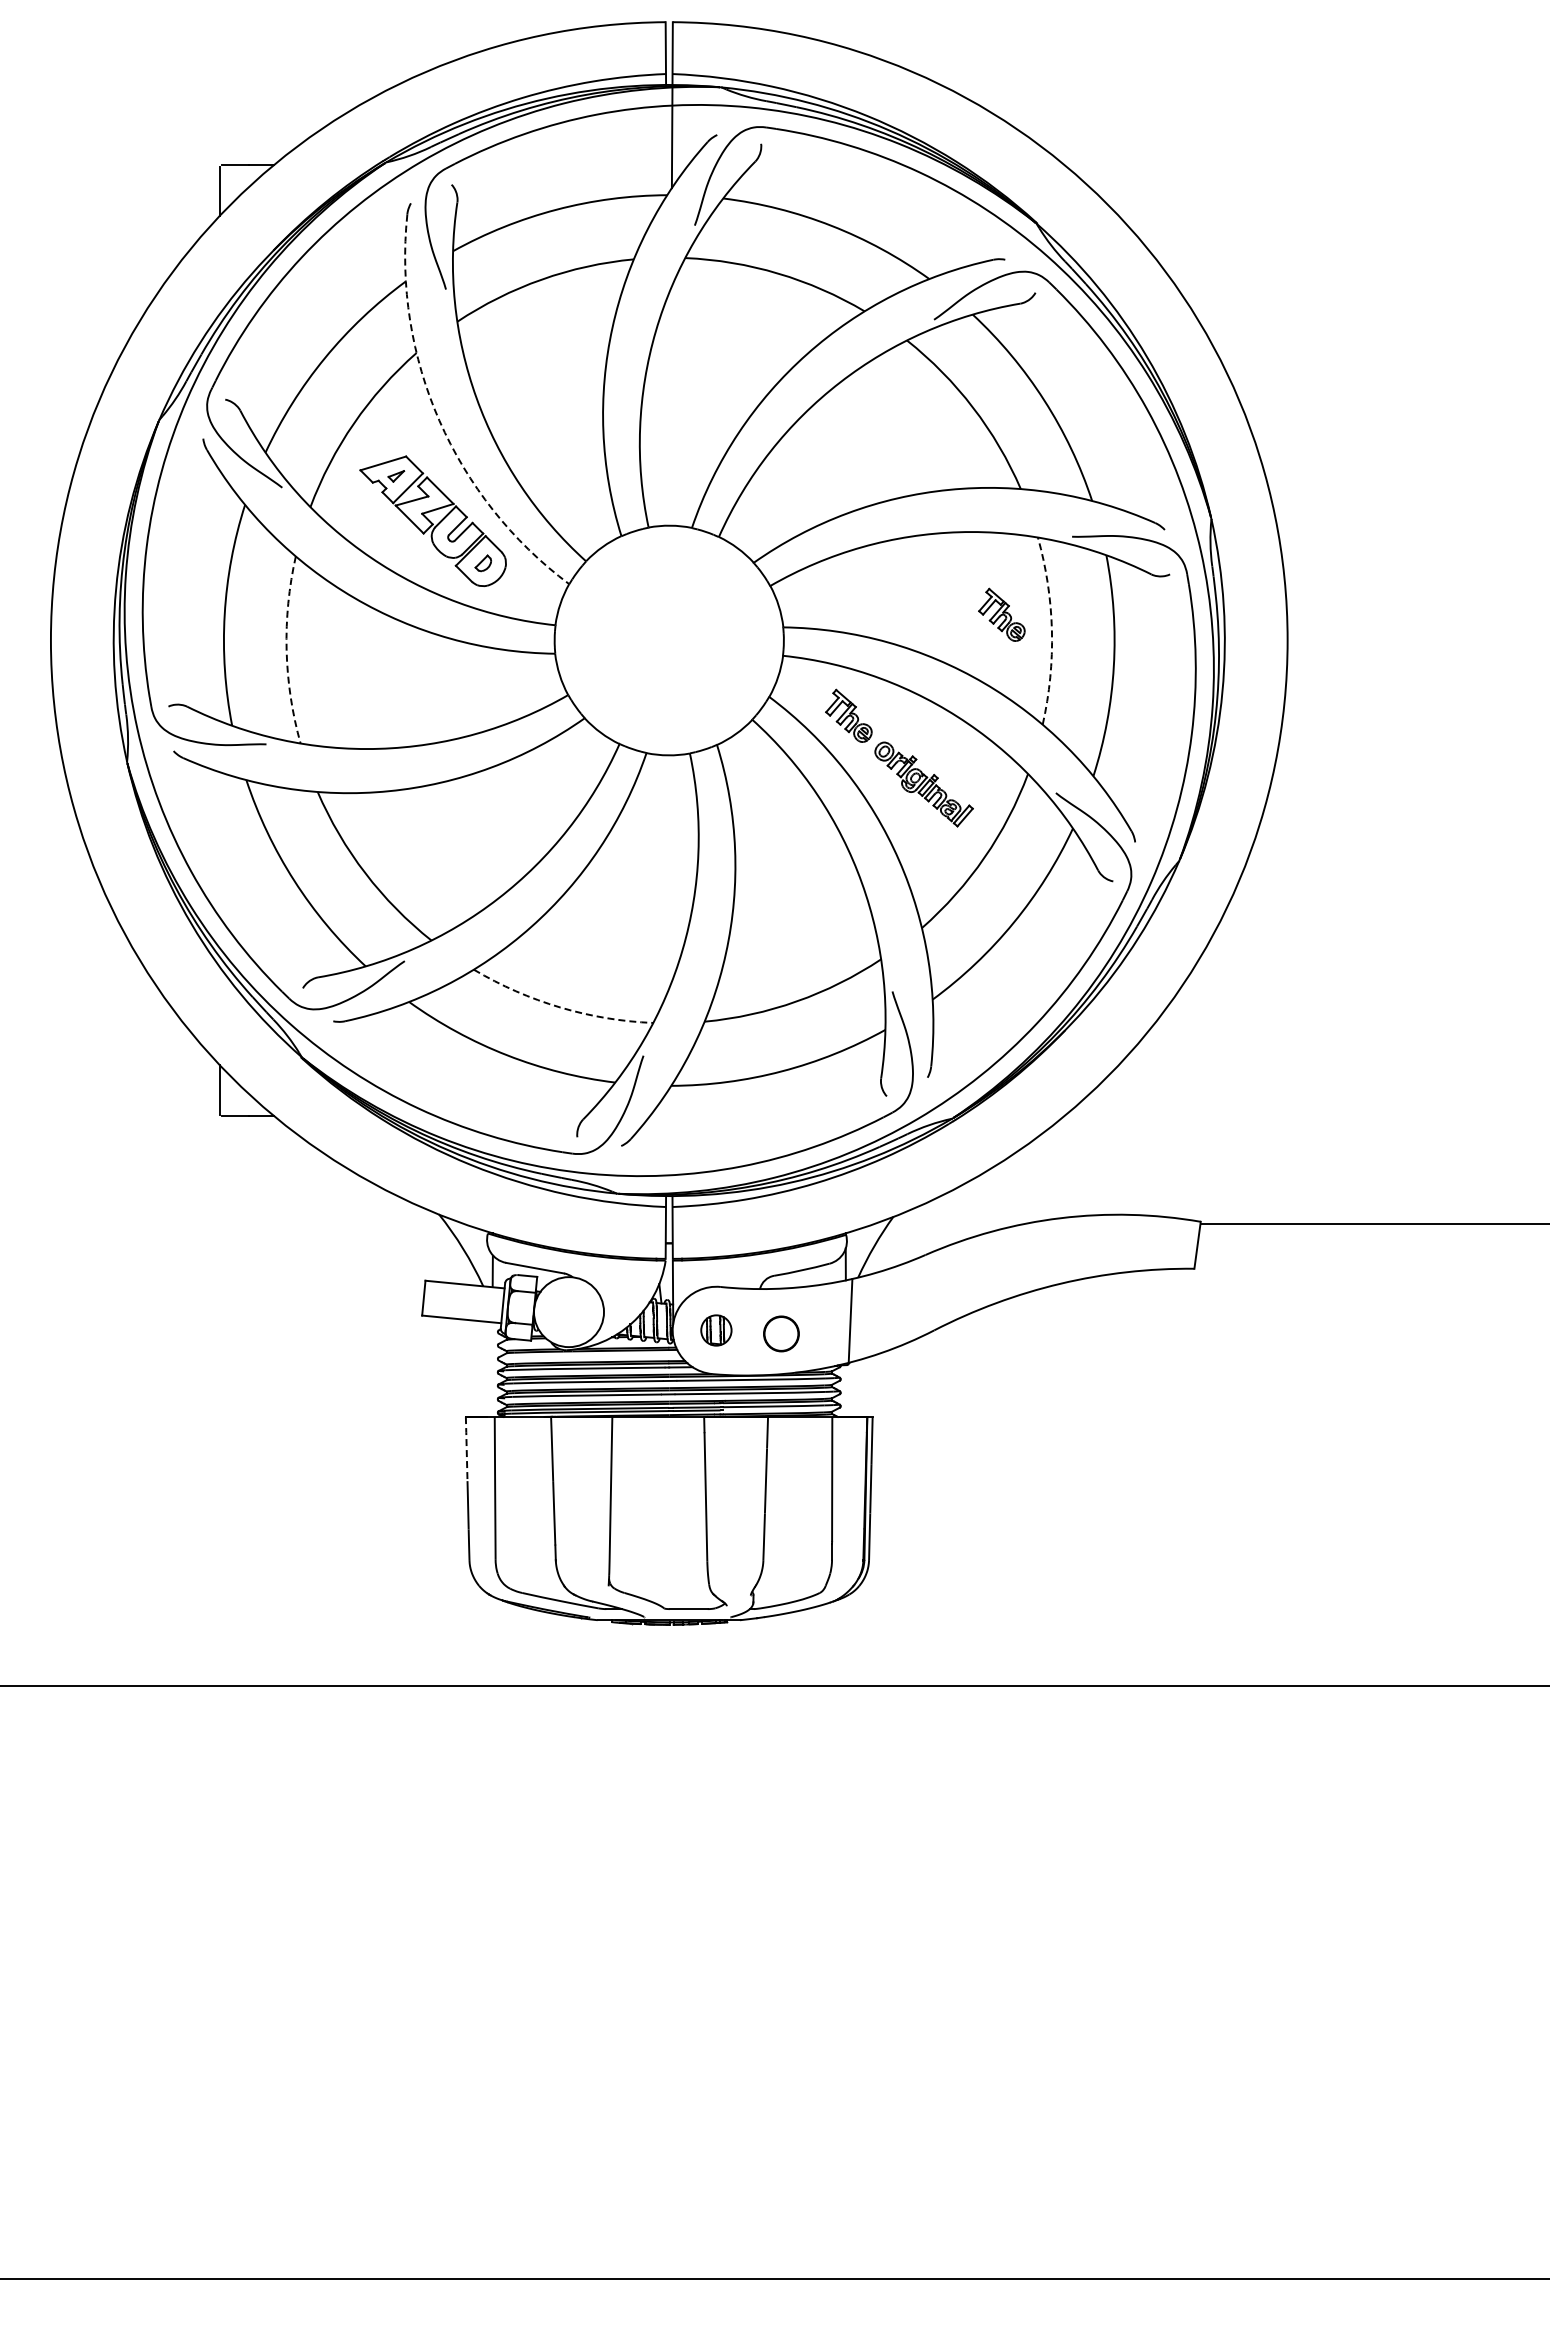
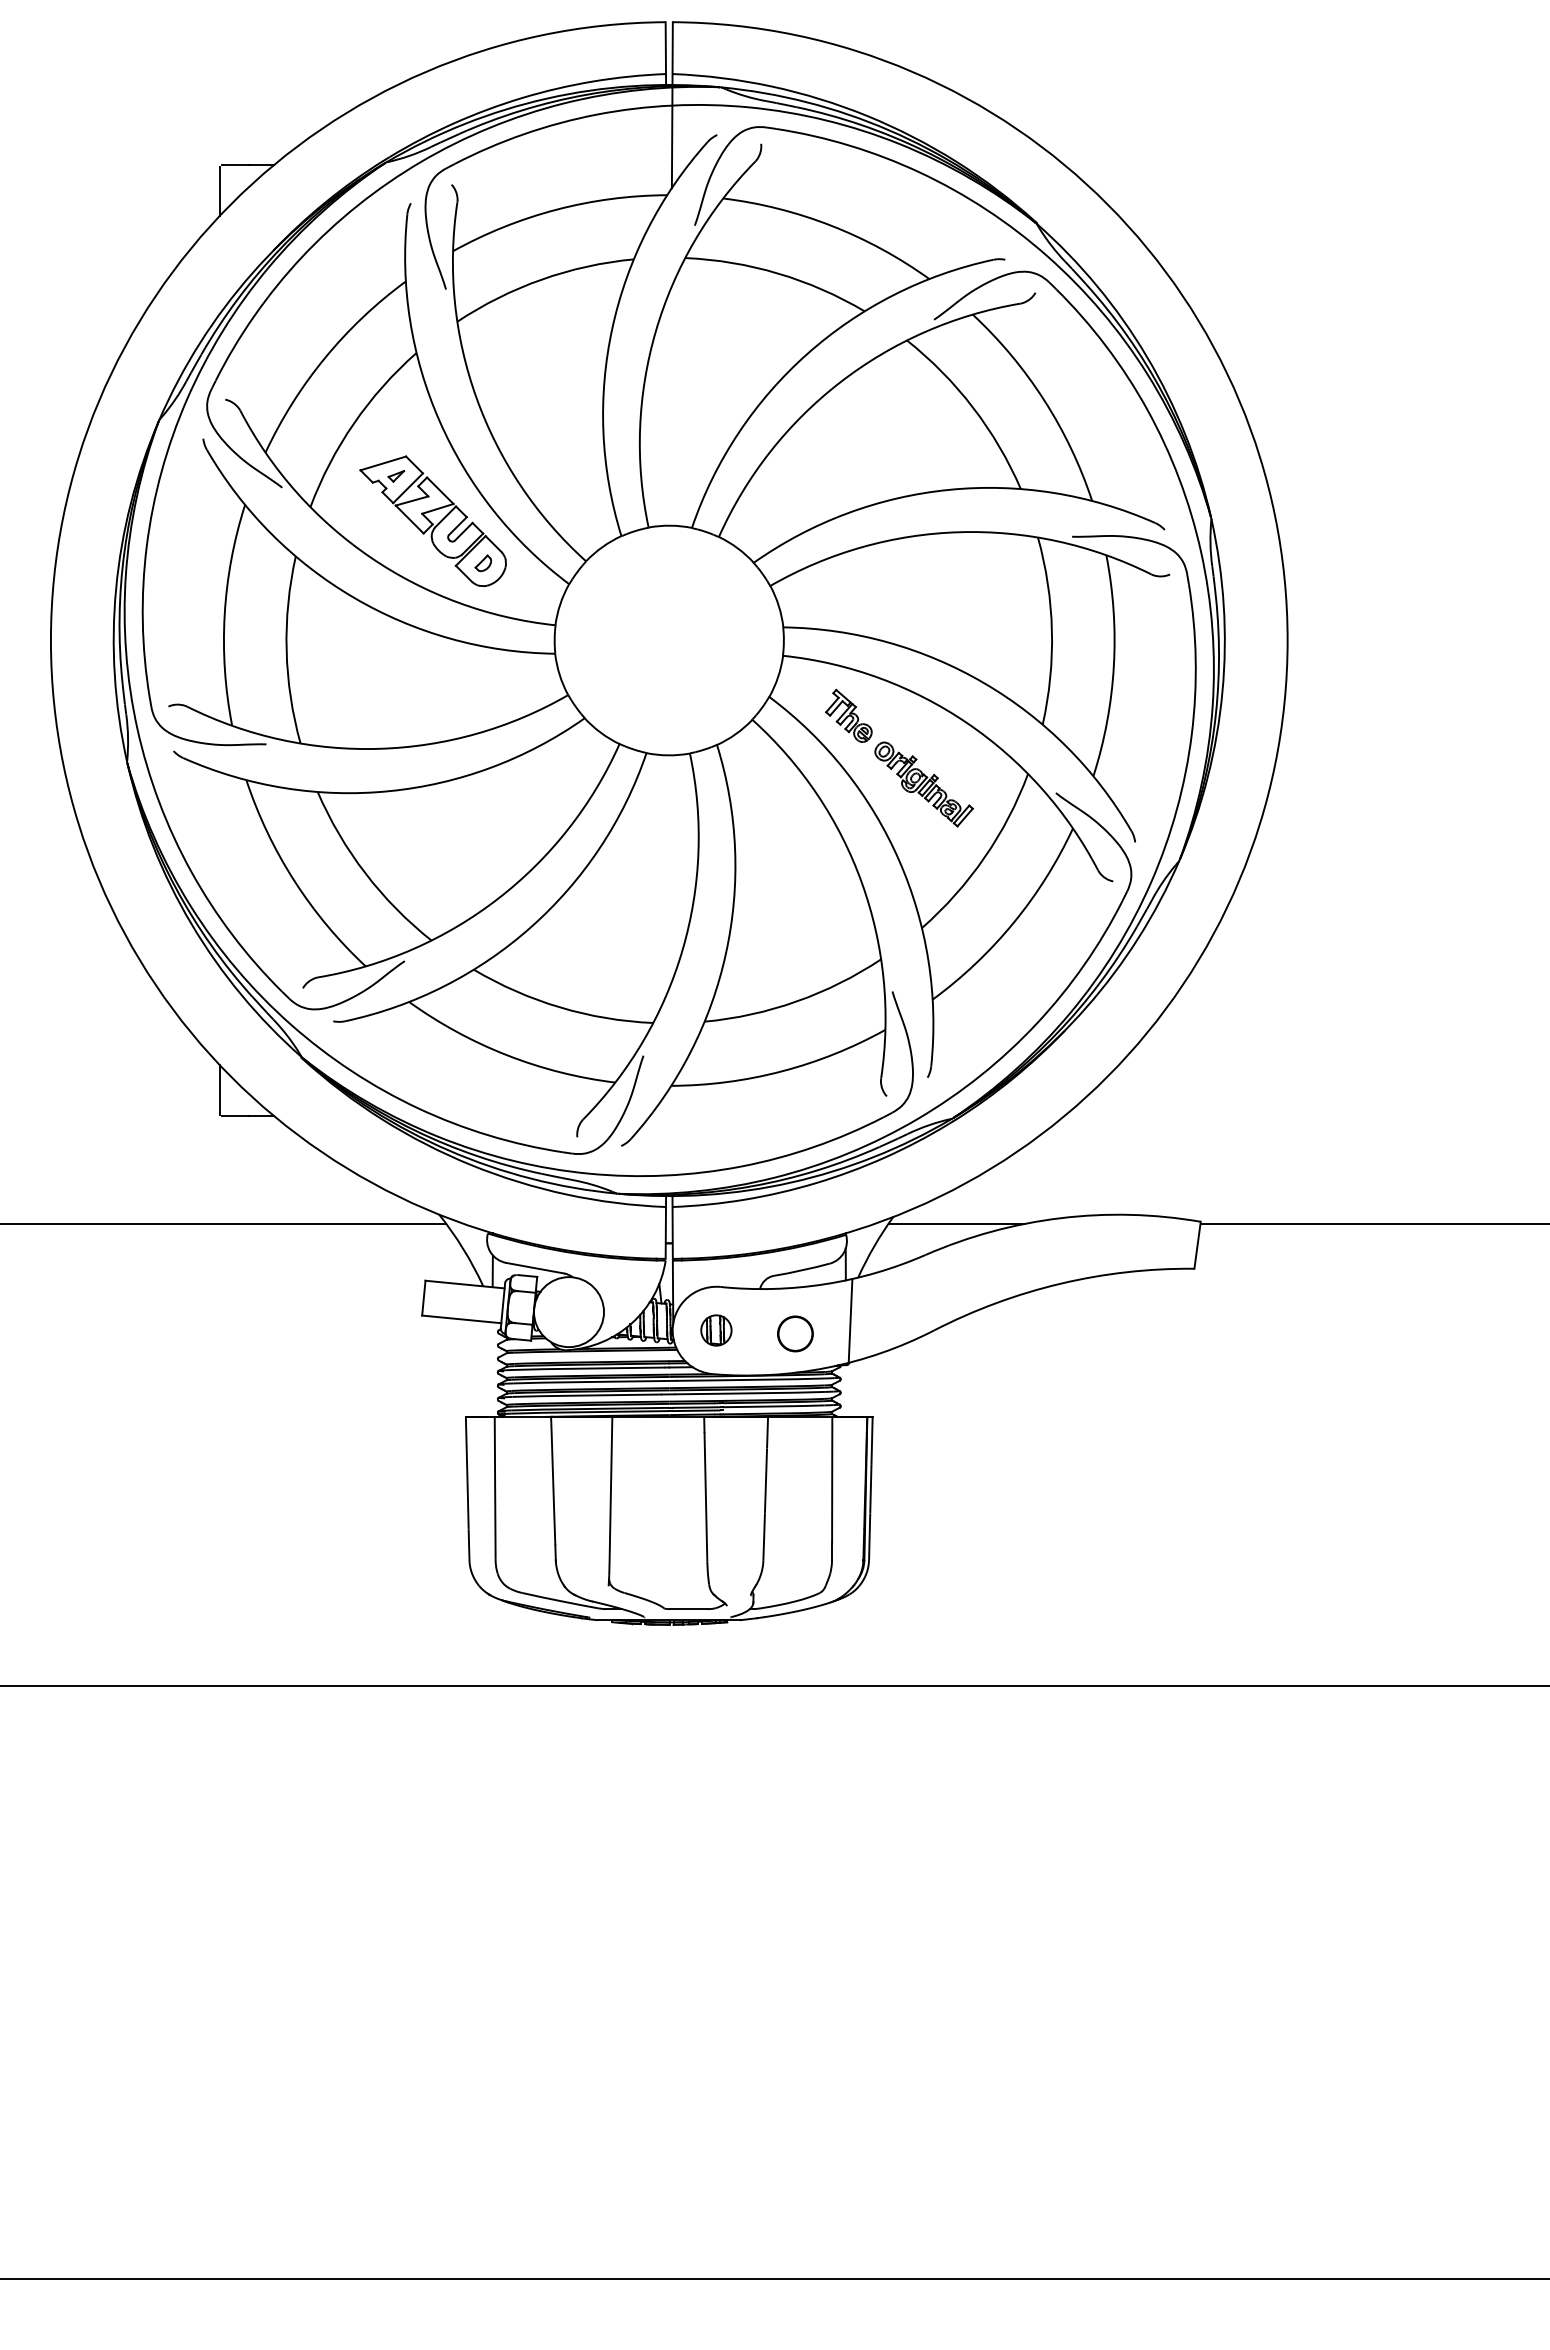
arc: dashed -> solid (439, 420)
part: present -> none (1001, 614)
arc: dashed -> solid (1051, 630)
arc: dashed -> solid (286, 650)
arc: dashed -> solid (560, 1007)
line: none -> present (223, 1223)
line: none -> present (956, 1223)
circle position: (781, 1333) -> (795, 1333) (795, 1333)
line: dashed -> solid (466, 1448)
